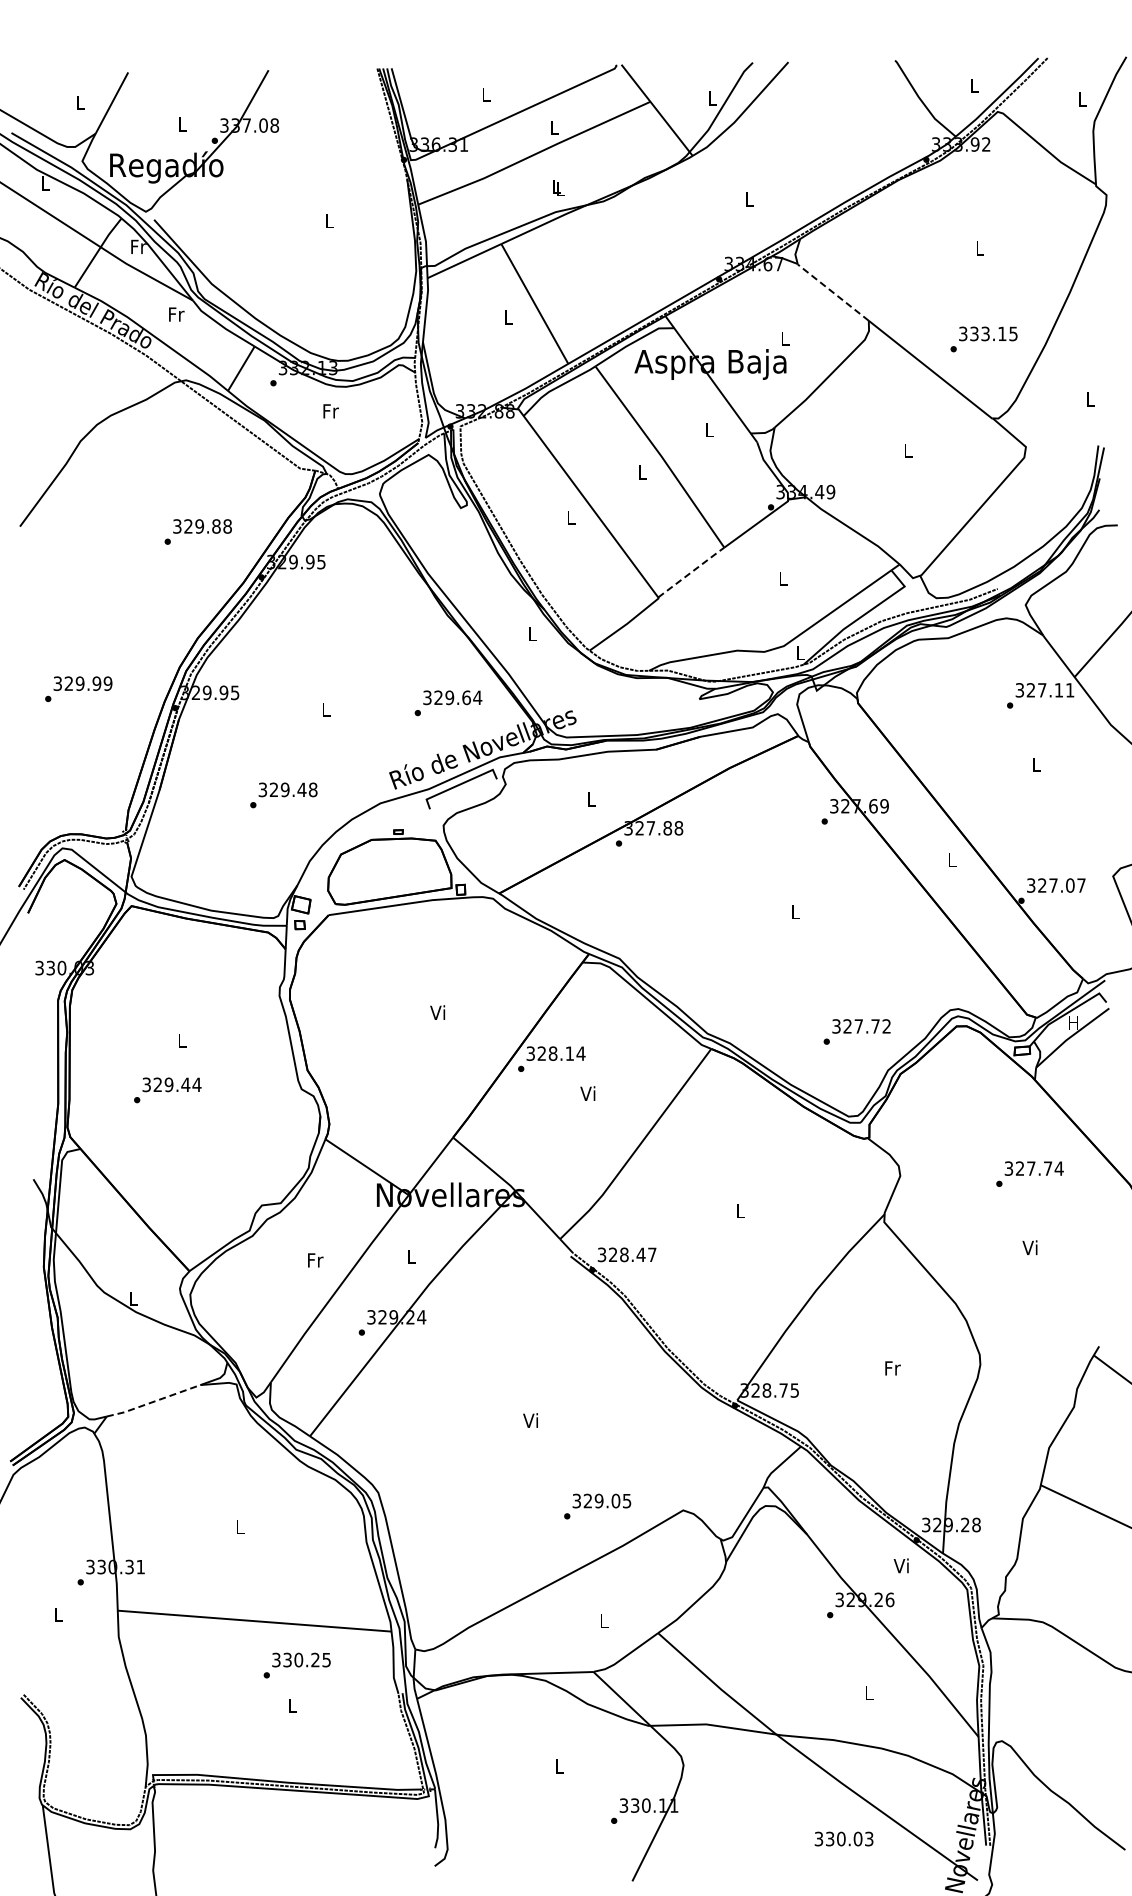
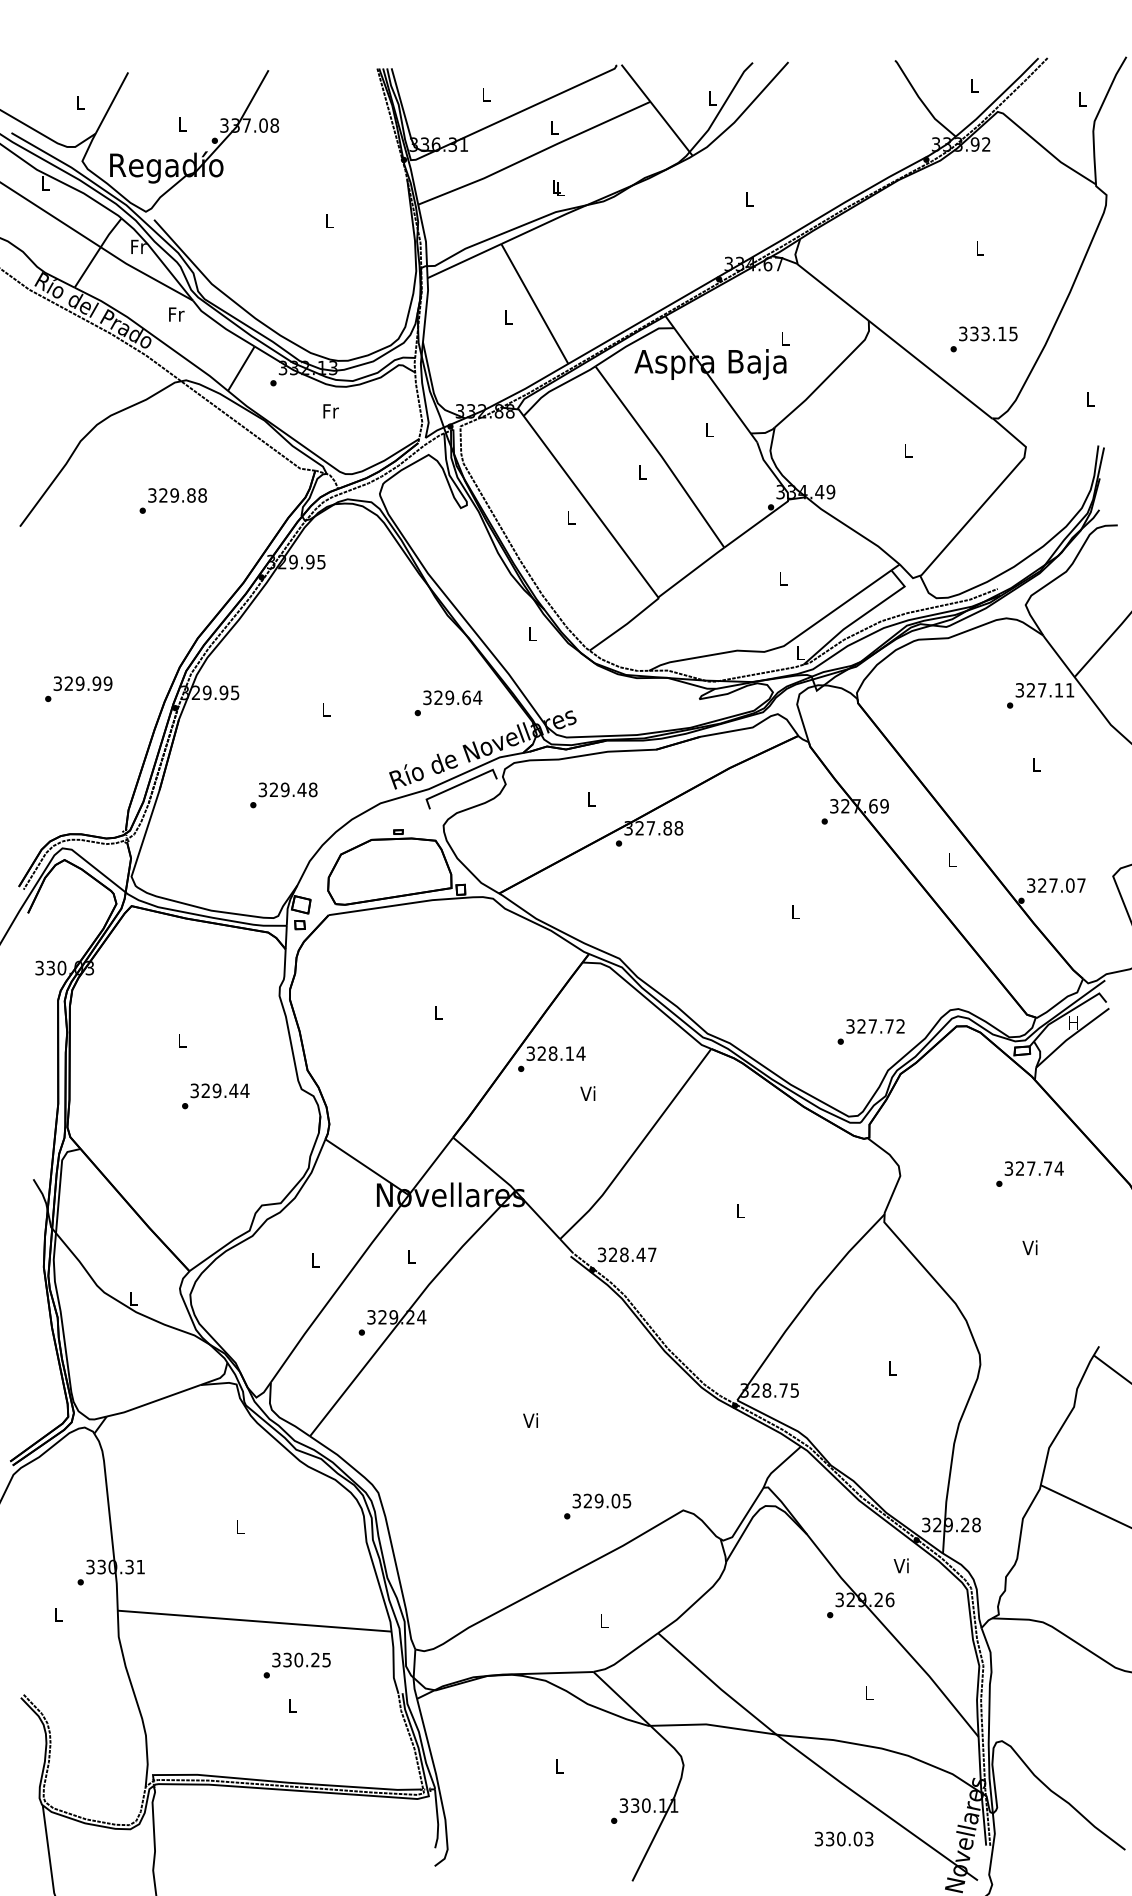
line: dashed -> solid (832, 291)
text position: (197, 531) -> (172, 500) (172, 500)
line: dashed -> solid (691, 572)
text: Vi -> L (437, 1012)
text position: (856, 1031) -> (870, 1031) (870, 1031)
text position: (167, 1090) -> (215, 1096) (215, 1096)
text: Fr -> L (315, 1260)
text: Fr -> L (892, 1368)
line: dashed -> solid (153, 1401)
